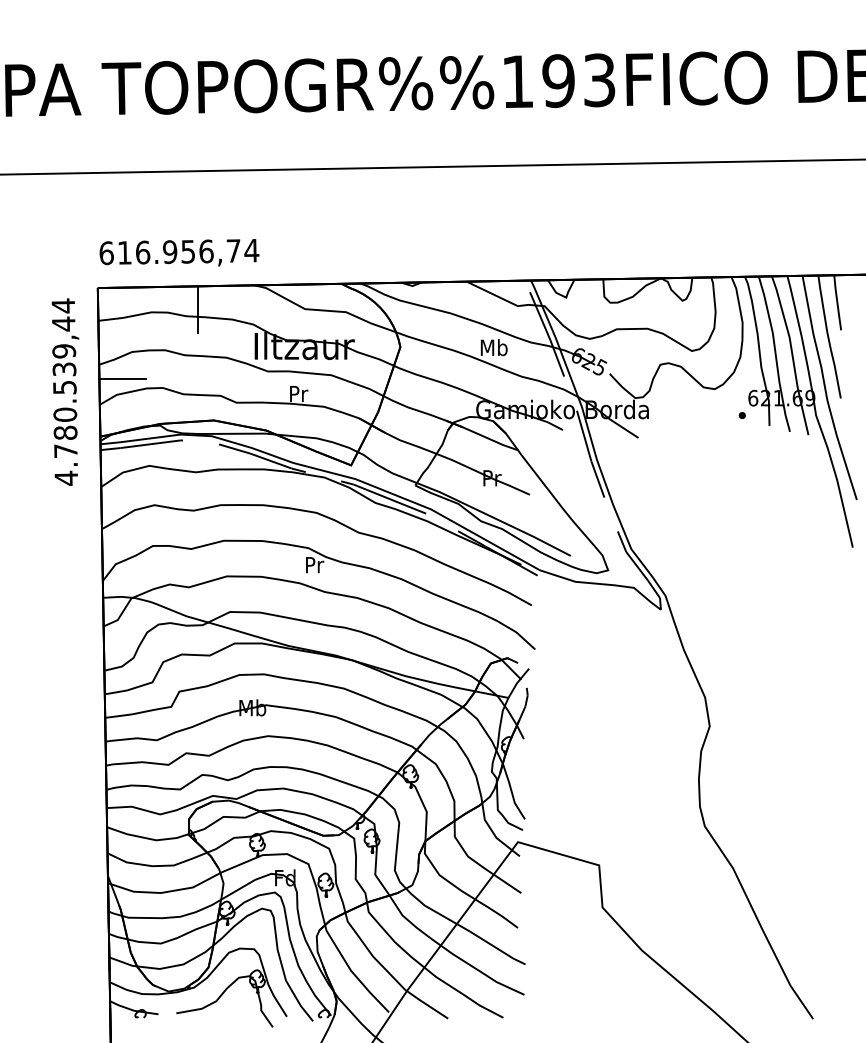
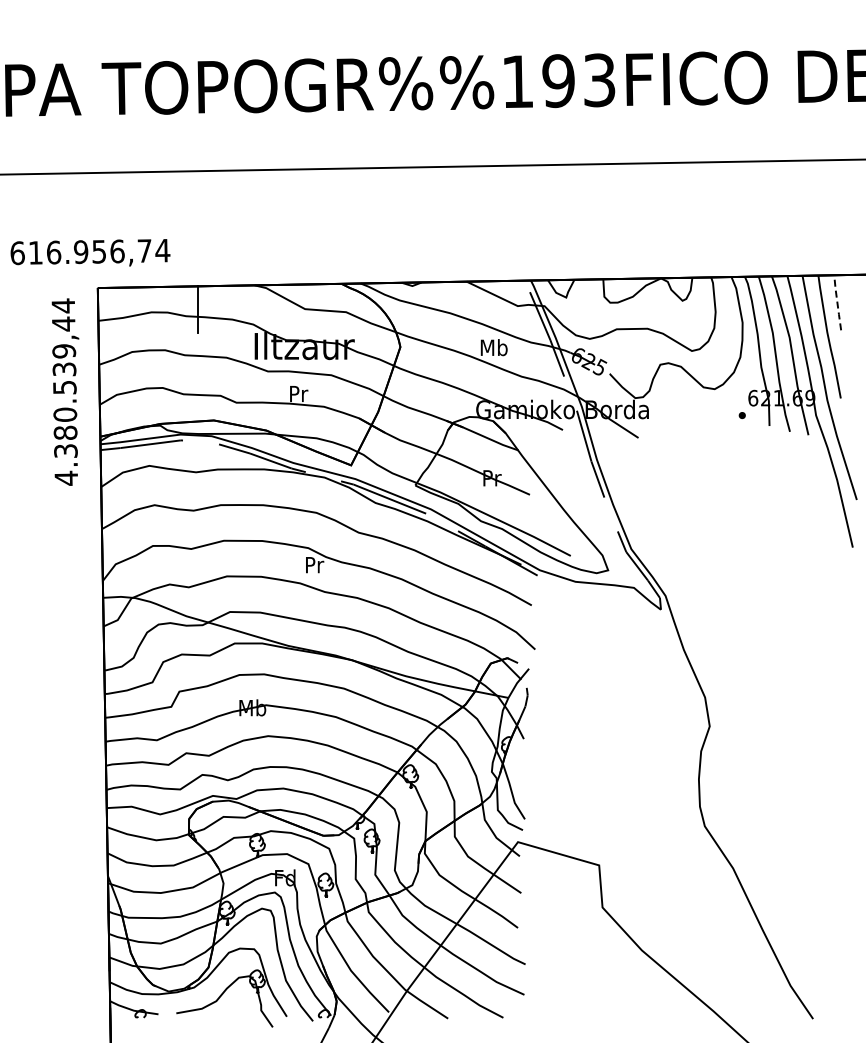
text position: (179, 252) -> (90, 252) (90, 252)
line: solid -> dashed (837, 302)
line: present -> none (122, 379)
text: 4.780.539,44 -> 4.380.539,44 (65, 450)
